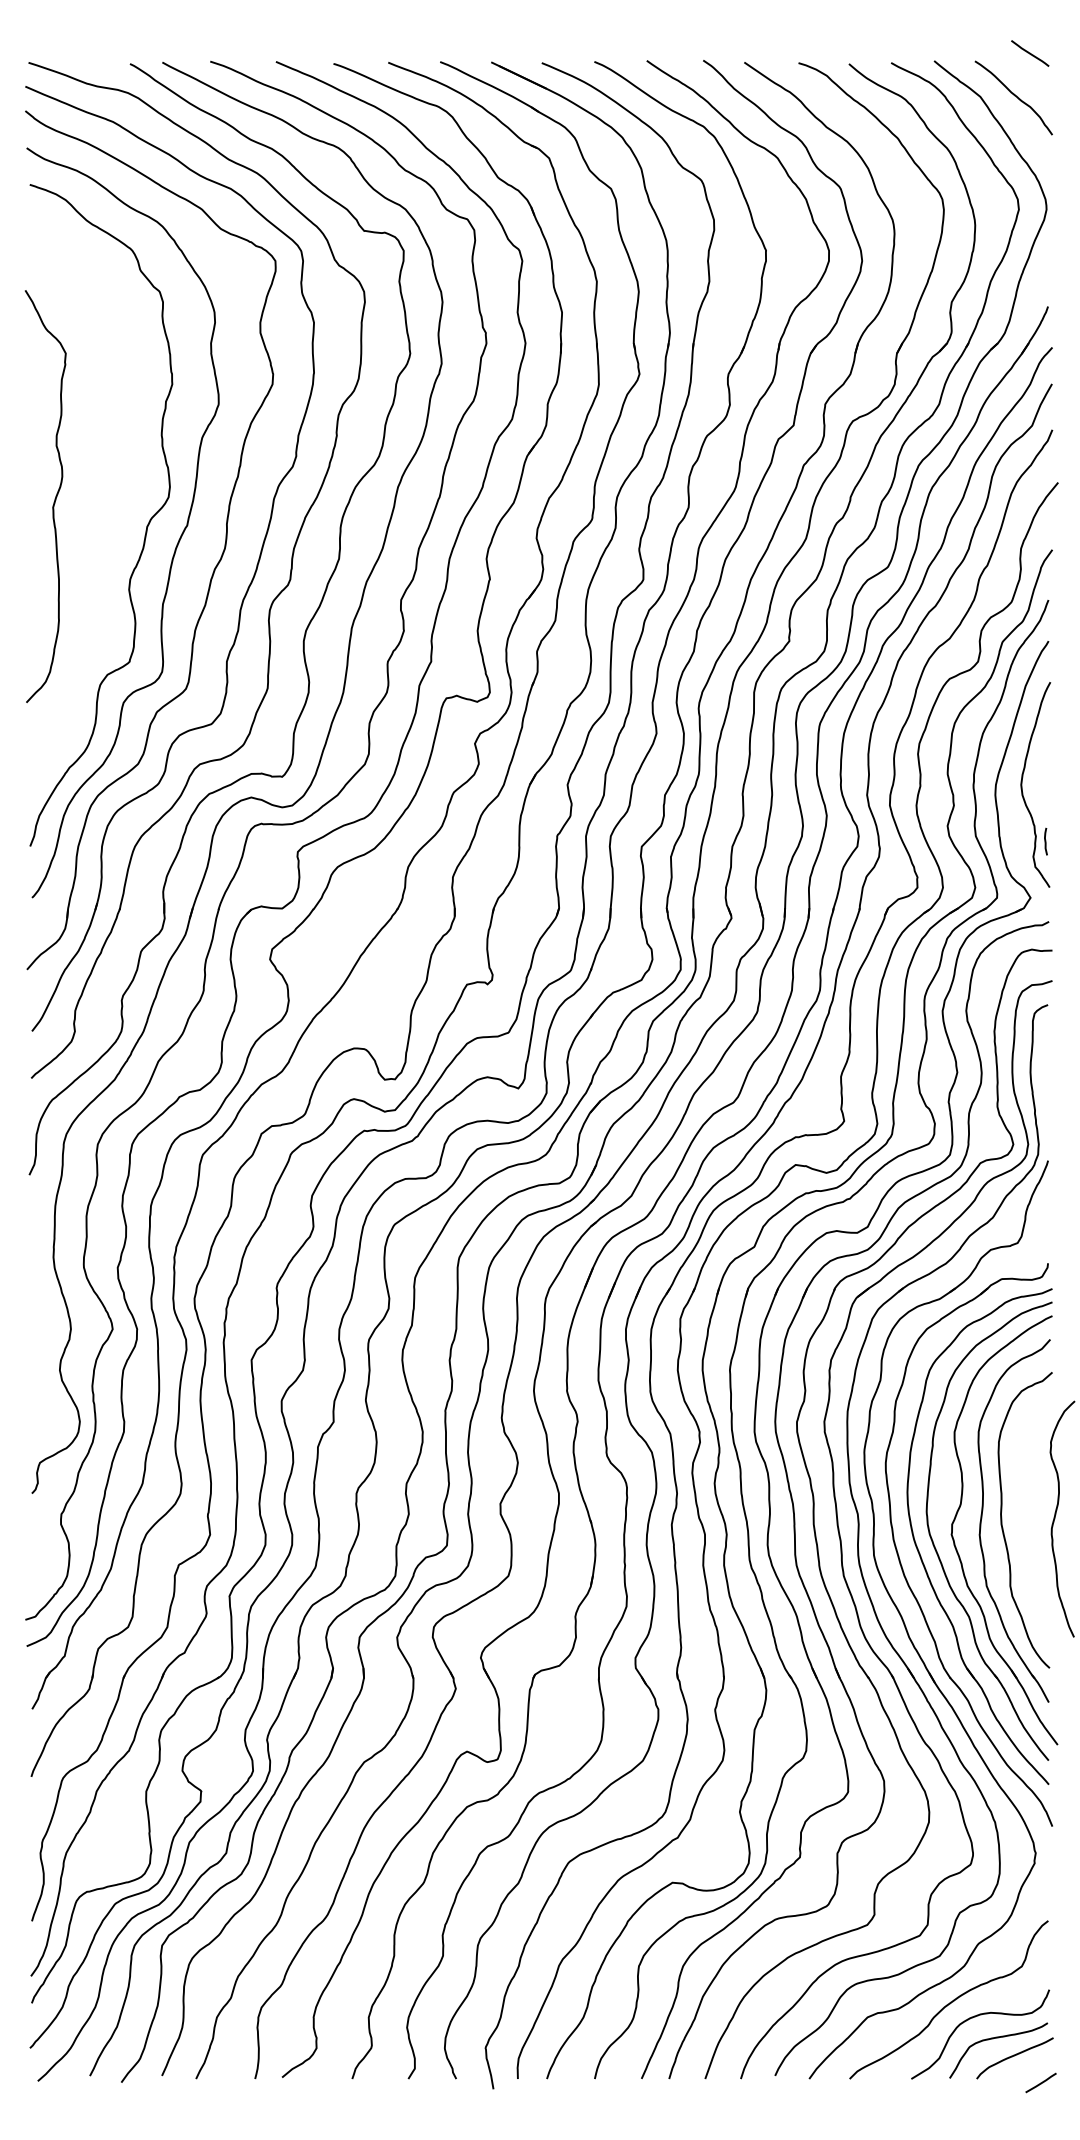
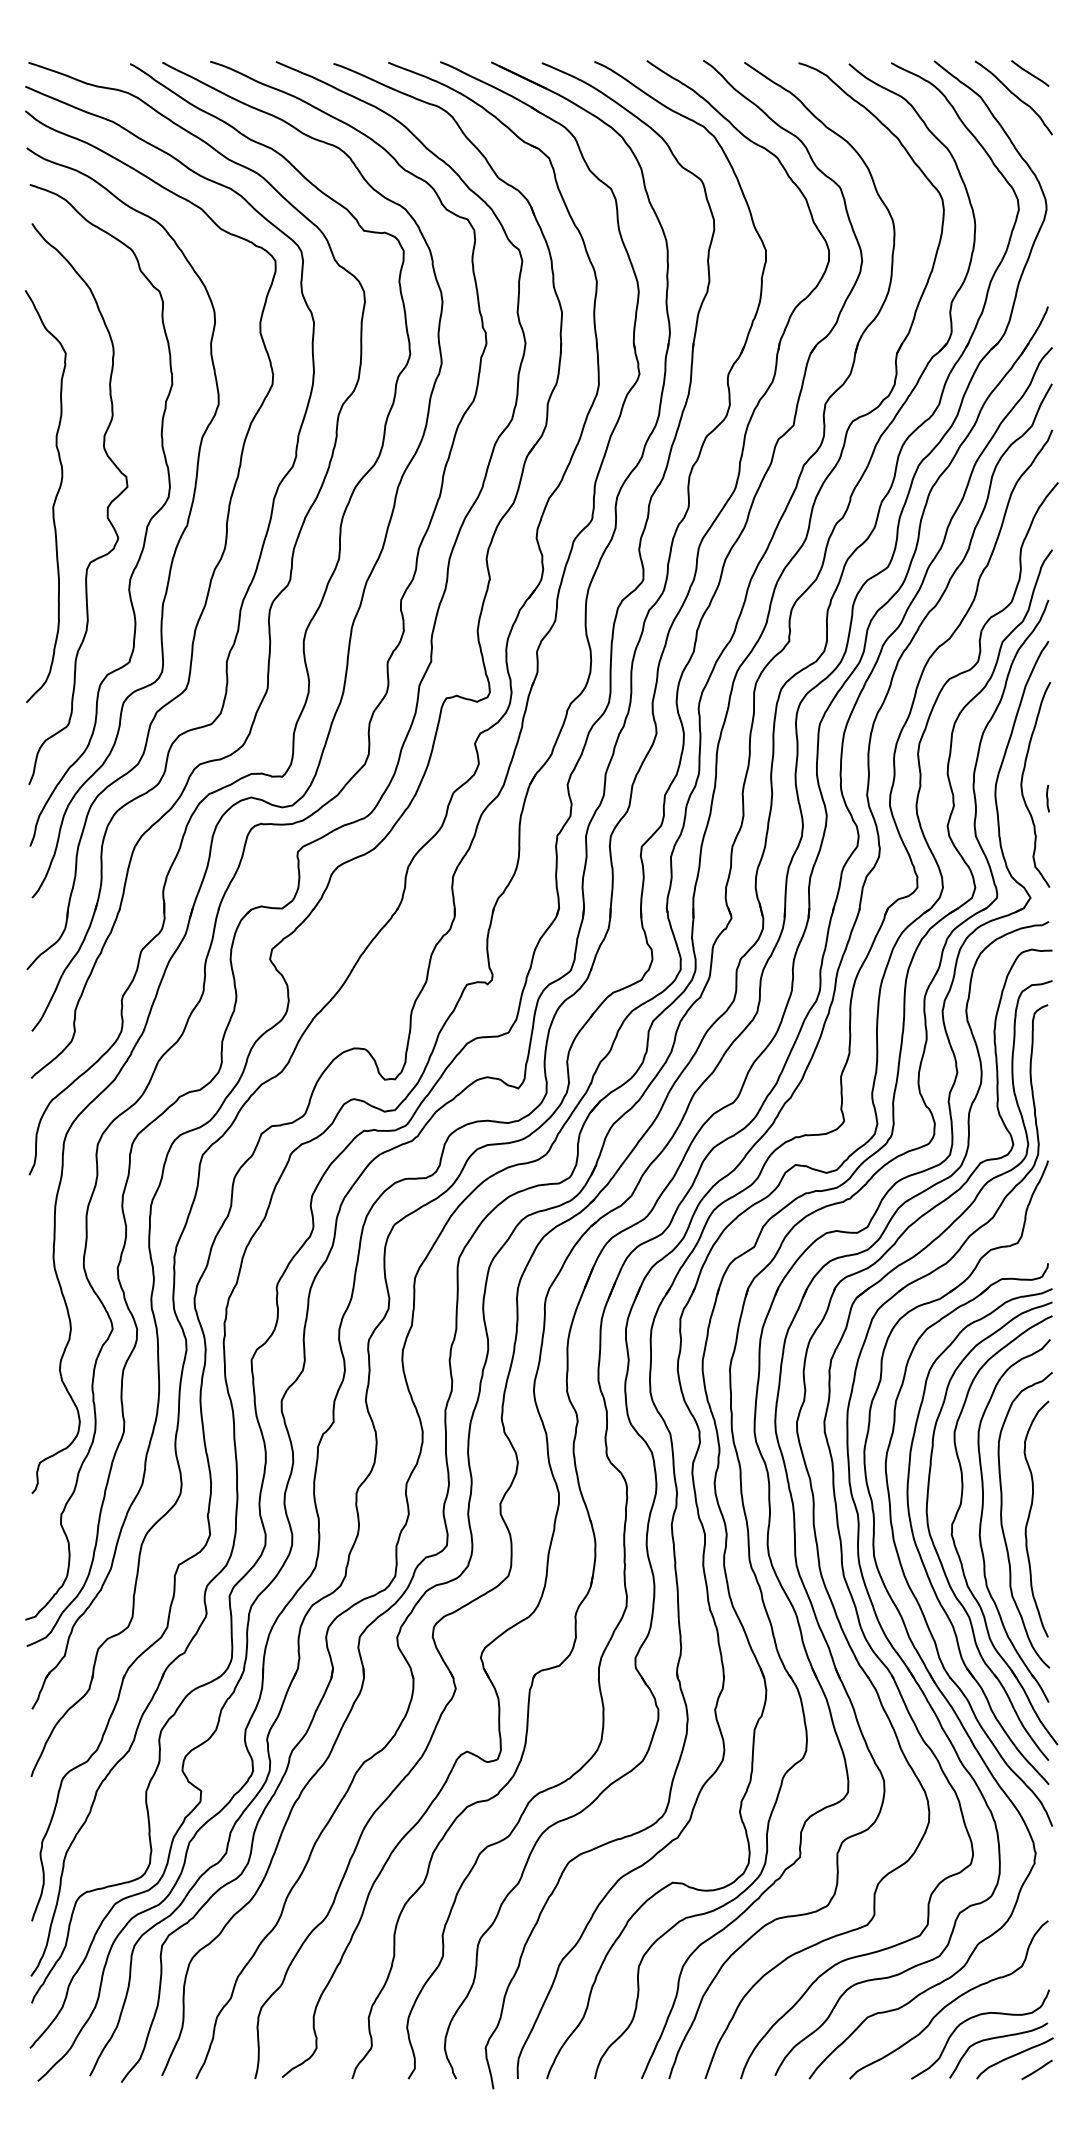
line position: (1030, 53) -> (1030, 73) (1030, 73)
curve: none -> present (106, 508)
curve position: (1045, 841) -> (1047, 798) (1047, 798)
curve position: (1055, 1518) -> (1029, 1518) (1029, 1518)
line position: (1040, 2082) -> (1036, 2069) (1036, 2069)
